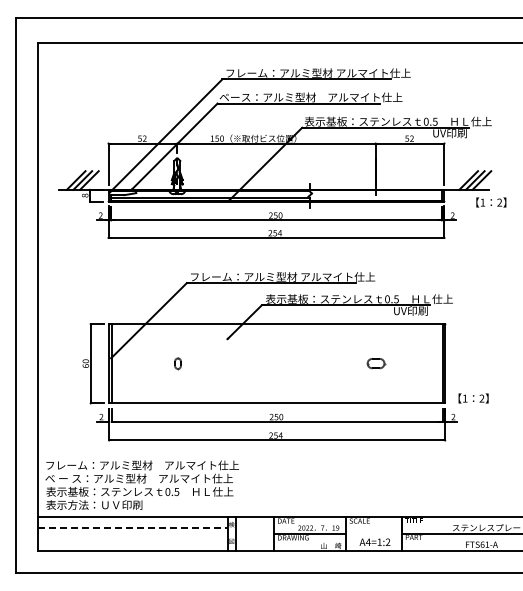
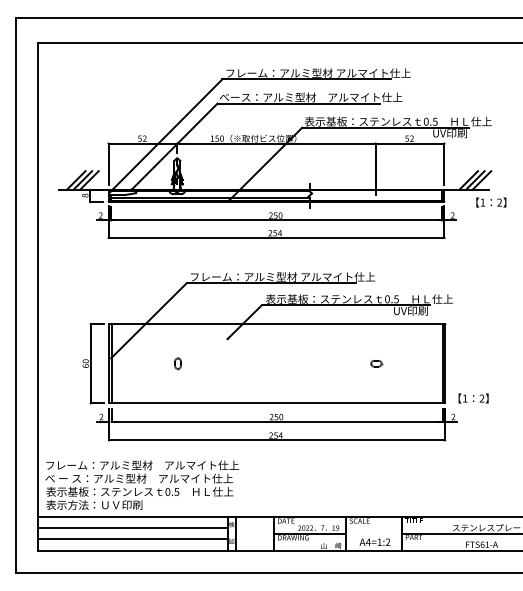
part size: 21x12 px -> 14x8 px (376, 363)
line: dashed -> solid (132, 528)
line: none -> present (132, 539)
